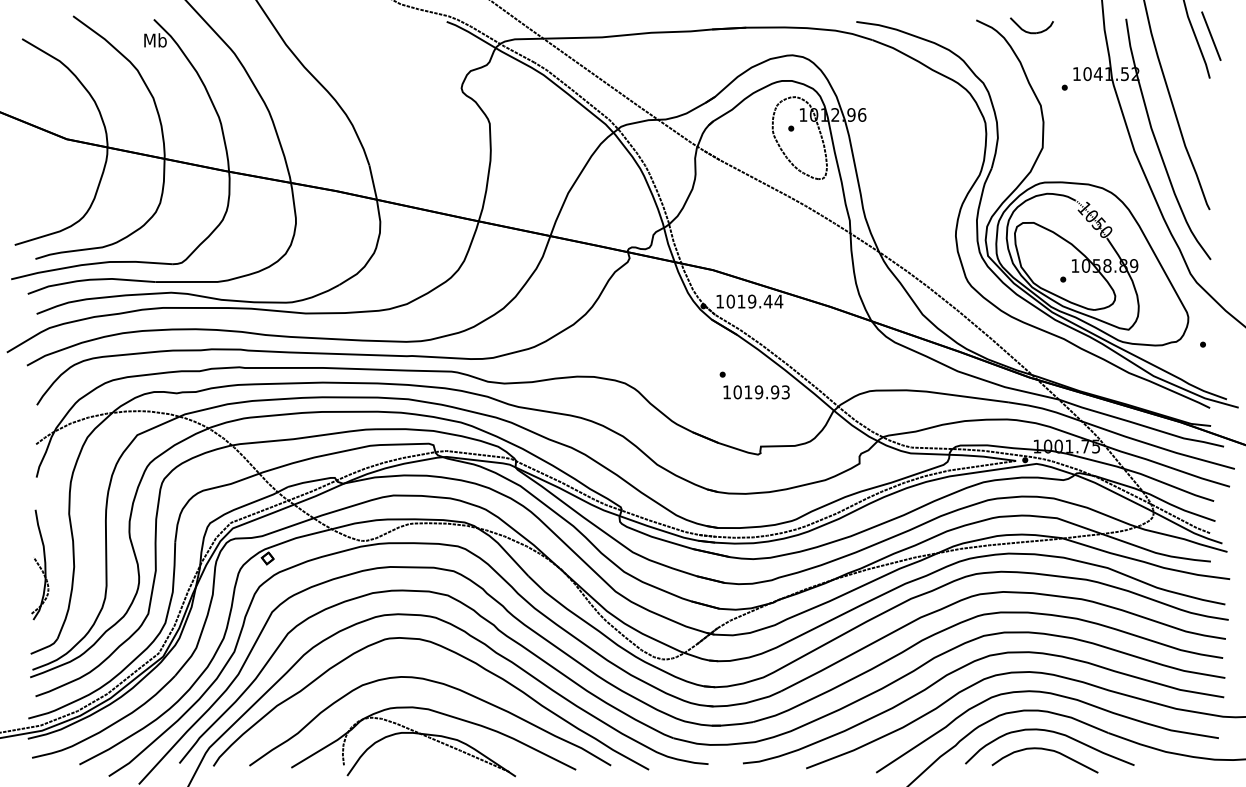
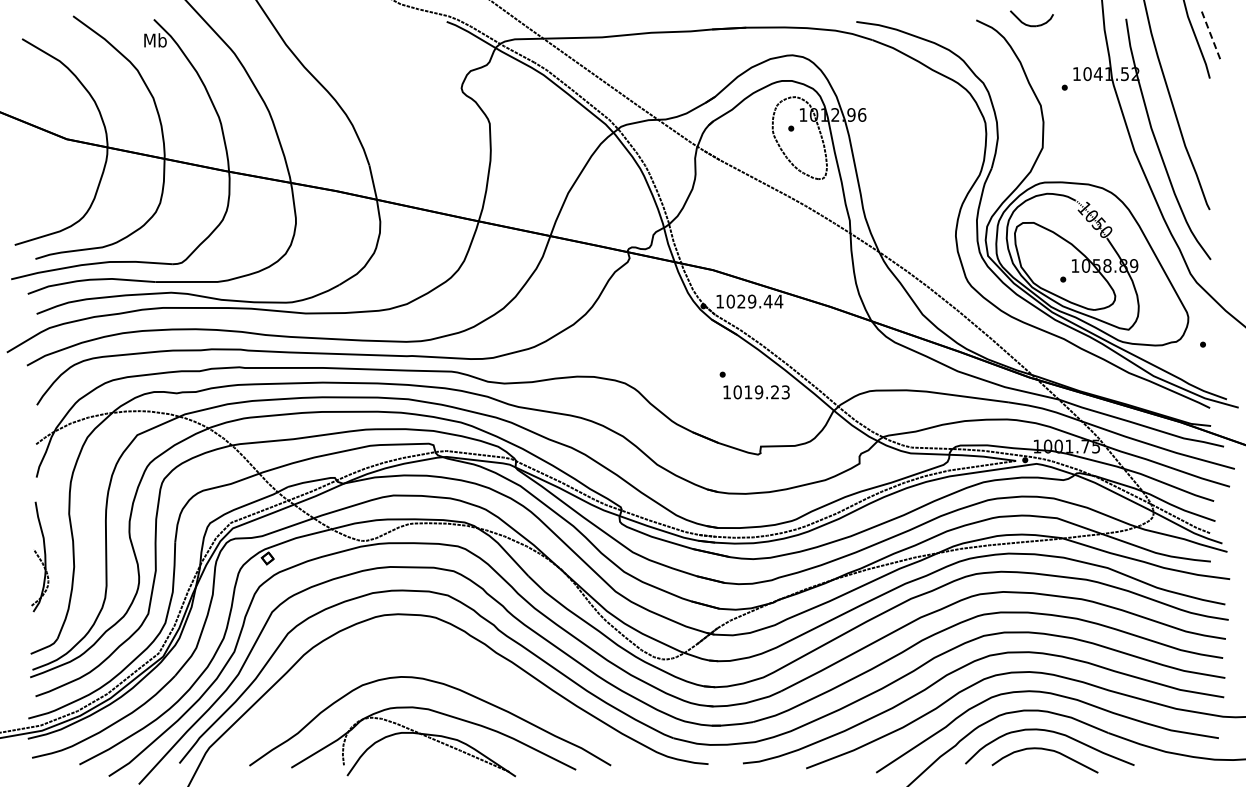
part position: (1029, 31) -> (1029, 24) (1029, 24)
line: solid -> dashed (1211, 36)
text: 1019.44 -> 1029.44 (741, 301)
text: 1019.93 -> 1019.23 (775, 392)
part position: (40, 564) -> (40, 556) (40, 556)
curve: present -> none (456, 654)
